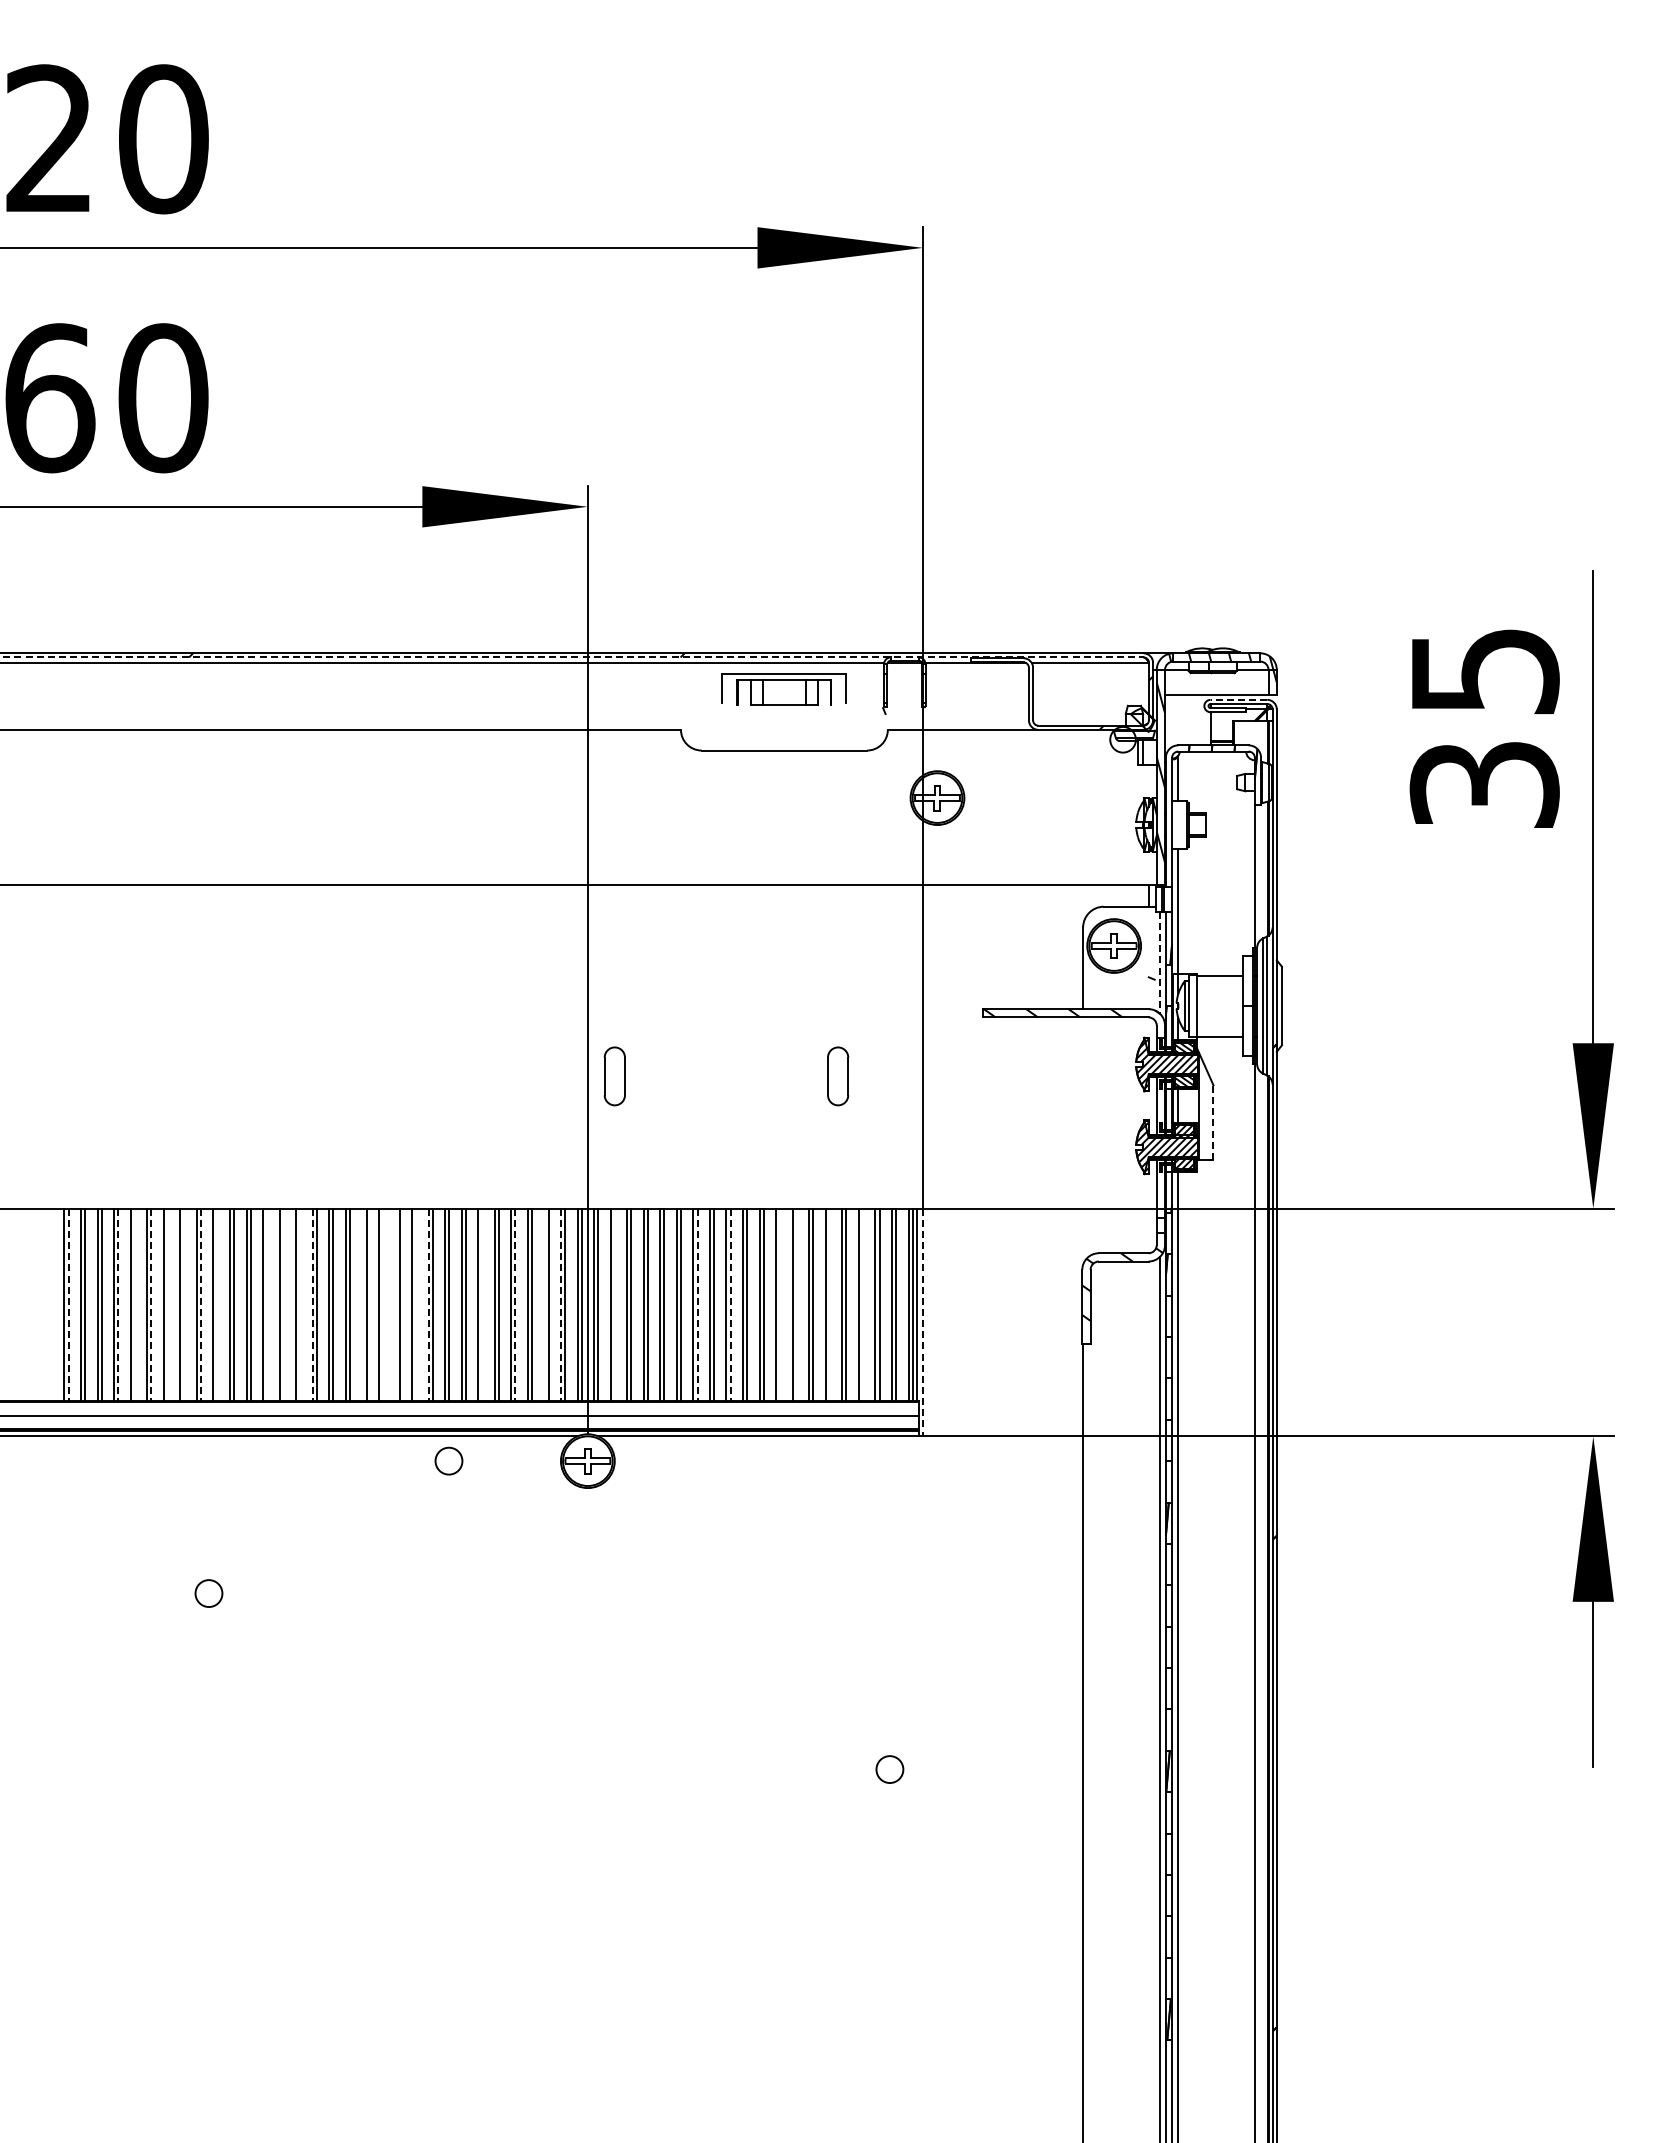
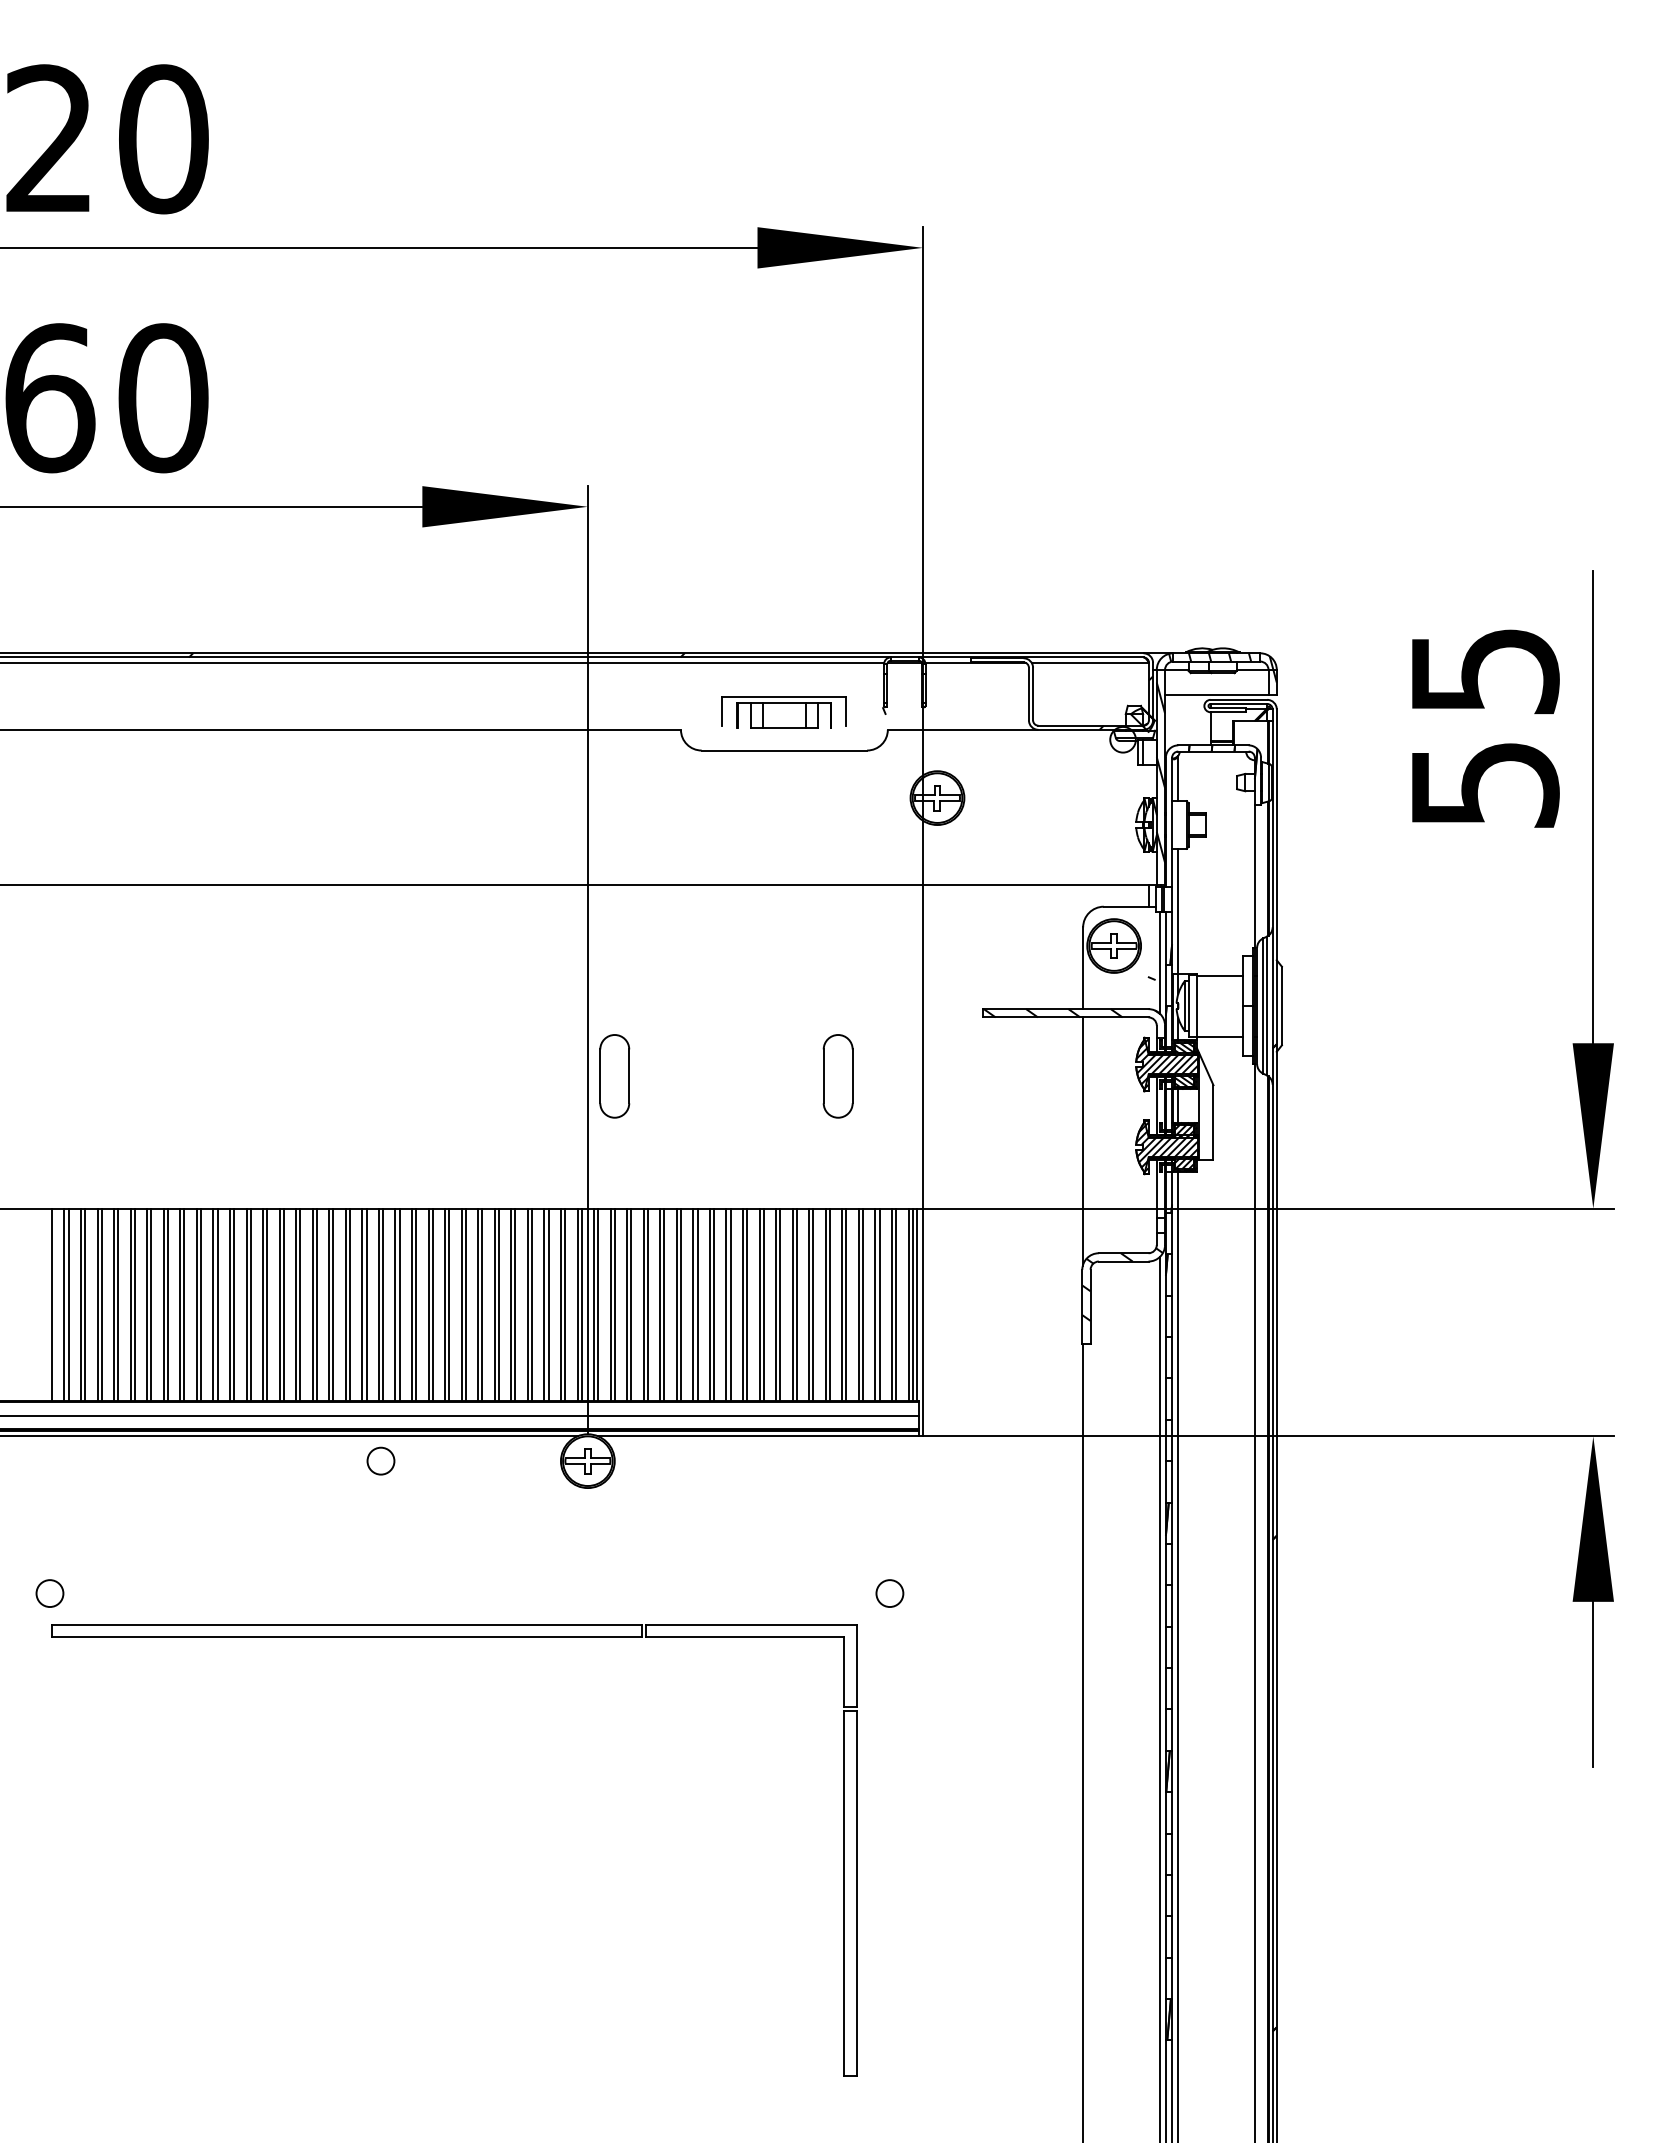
line: dashed -> solid (571, 657)
part position: (783, 689) -> (783, 712) (783, 712)
line: dashed -> solid (1238, 699)
text: 35 -> 55 (1484, 784)
line: dashed -> solid (1159, 962)
part size: 23x61 px -> 32x85 px (614, 1076)
part size: 23x61 px -> 32x85 px (837, 1076)
line: dashed -> solid (1213, 1122)
line: none -> present (1083, 1141)
line: none -> present (52, 1304)
line: none -> present (134, 1304)
line: none -> present (167, 1304)
line: none -> present (184, 1304)
line: none -> present (217, 1304)
line: none -> present (267, 1304)
line: none -> present (283, 1304)
line: none -> present (300, 1304)
line: none -> present (362, 1304)
line: none -> present (383, 1304)
line: none -> present (395, 1304)
line: none -> present (416, 1304)
line: none -> present (482, 1304)
line: none -> present (544, 1304)
line: none -> present (614, 1304)
line: none -> present (780, 1304)
line: none -> present (796, 1304)
line: none -> present (829, 1304)
line: none -> present (863, 1304)
line: dashed -> solid (68, 1305)
line: dashed -> solid (118, 1305)
line: dashed -> solid (151, 1305)
line: dashed -> solid (201, 1305)
line: dashed -> solid (312, 1305)
line: dashed -> solid (428, 1305)
line: dashed -> solid (515, 1305)
line: dashed -> solid (560, 1305)
line: dashed -> solid (697, 1305)
line: dashed -> solid (730, 1305)
line: dashed -> solid (923, 1322)
circle position: (448, 1460) -> (380, 1460) (380, 1460)
circle position: (208, 1593) -> (49, 1593) (49, 1593)
part: none -> present (454, 1637)
circle position: (889, 1769) -> (889, 1593) (889, 1593)
